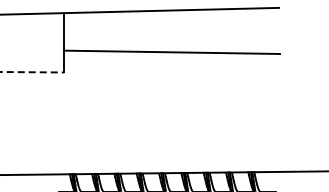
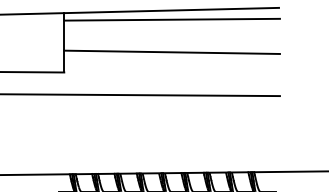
line: none -> present (171, 19)
line: dashed -> solid (32, 72)
line: none -> present (140, 95)
